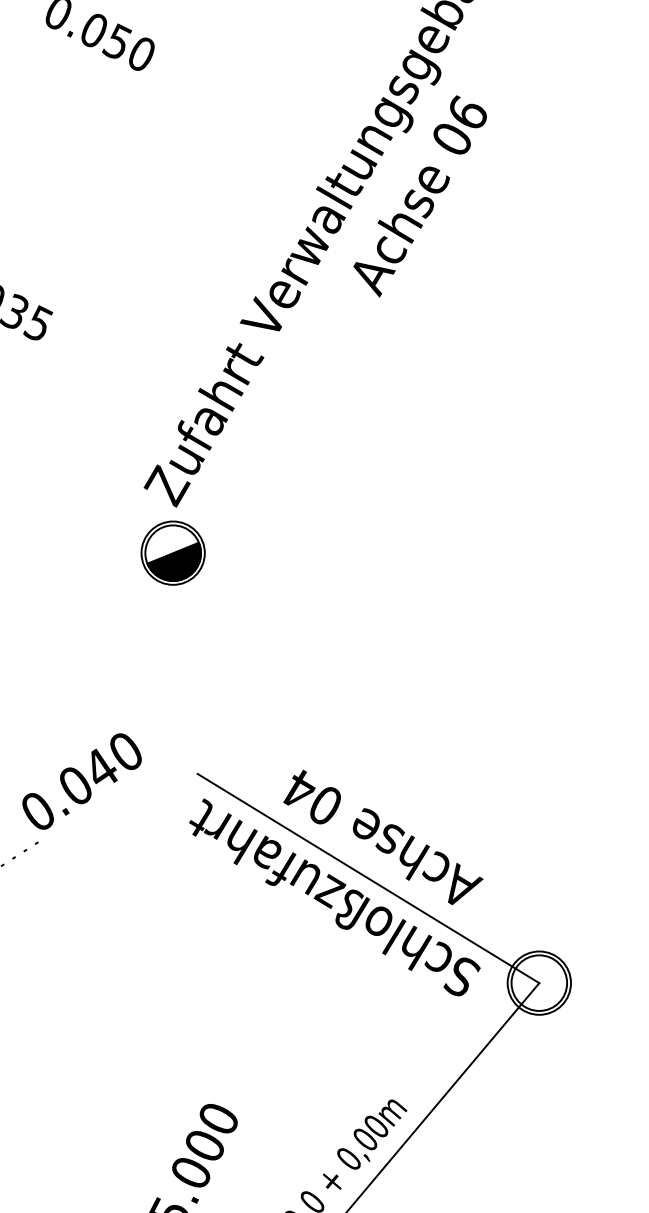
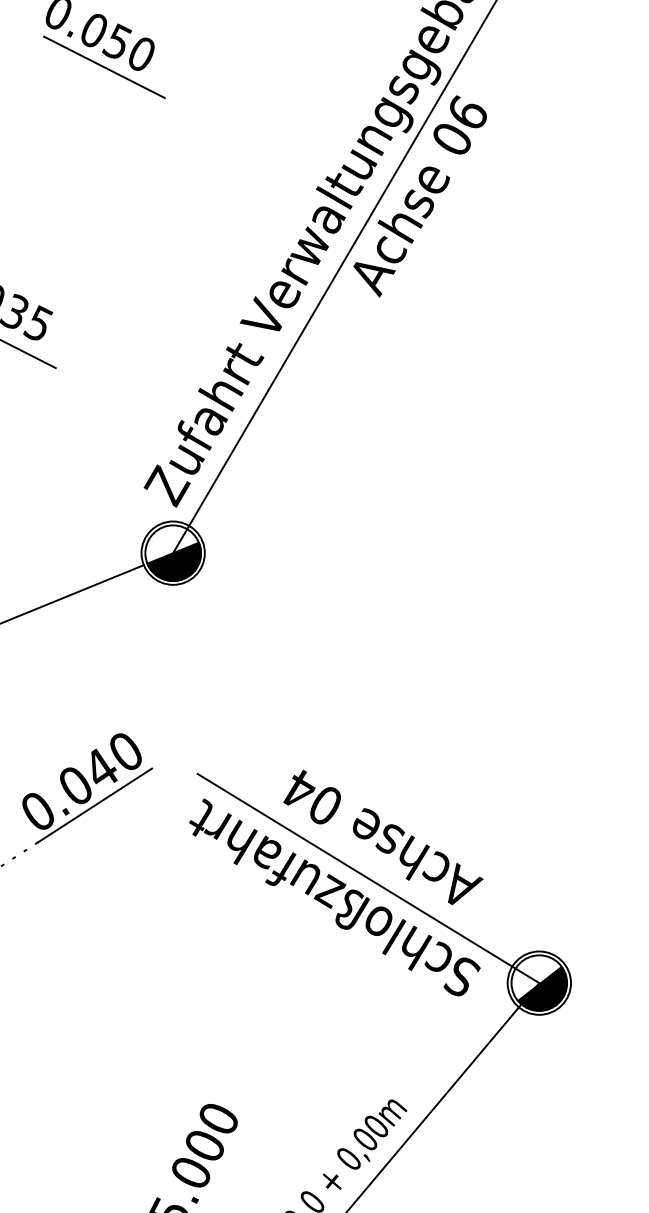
line: none -> present (104, 66)
line: none -> present (334, 277)
line: none -> present (28, 354)
line: none -> present (72, 593)
line: none -> present (95, 805)
fill: none -> present (542, 988)
